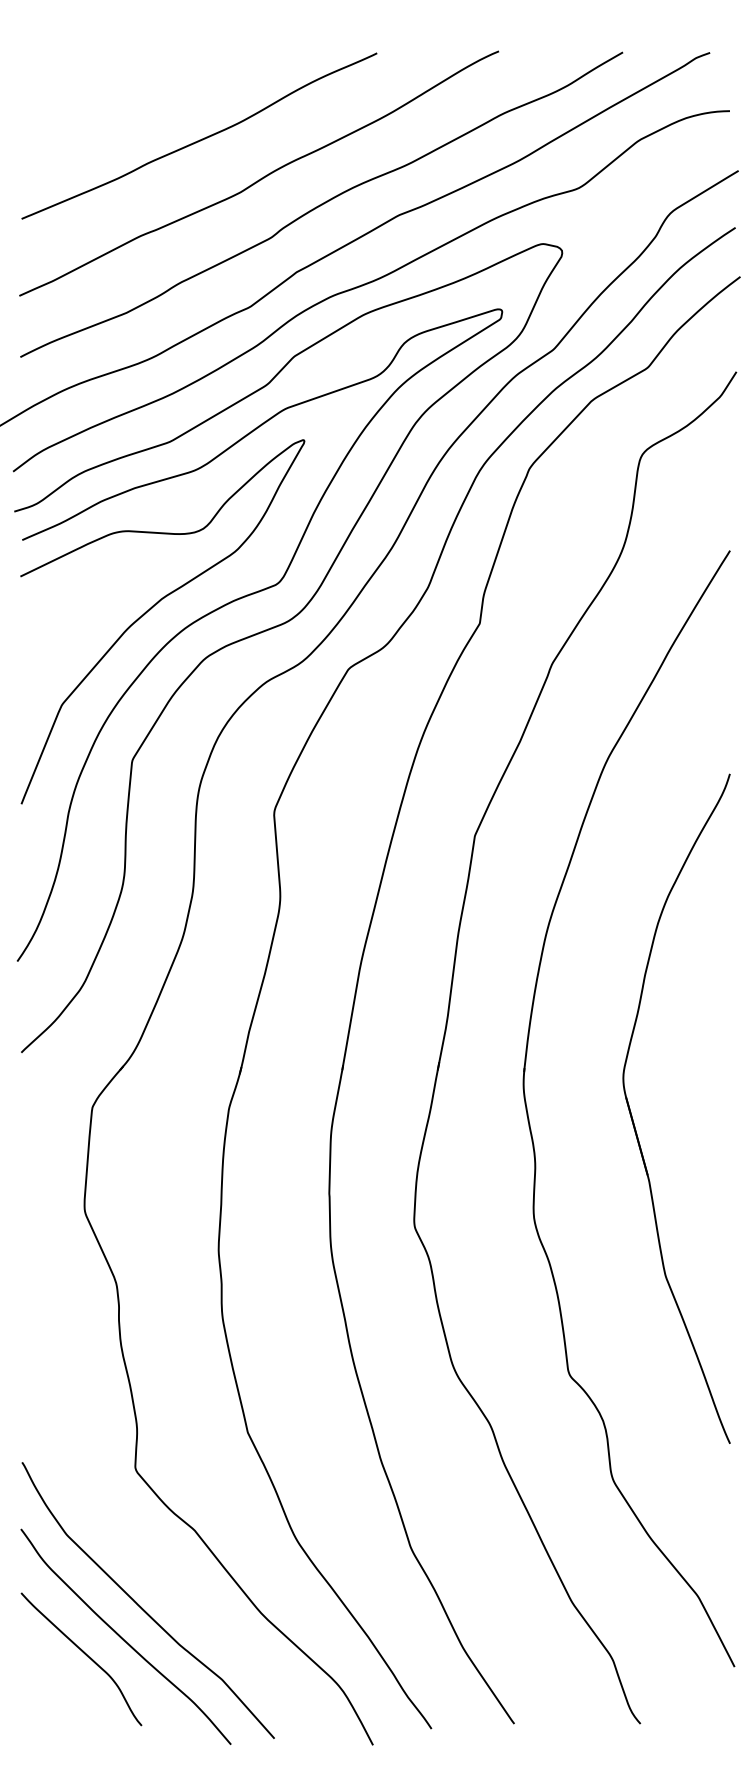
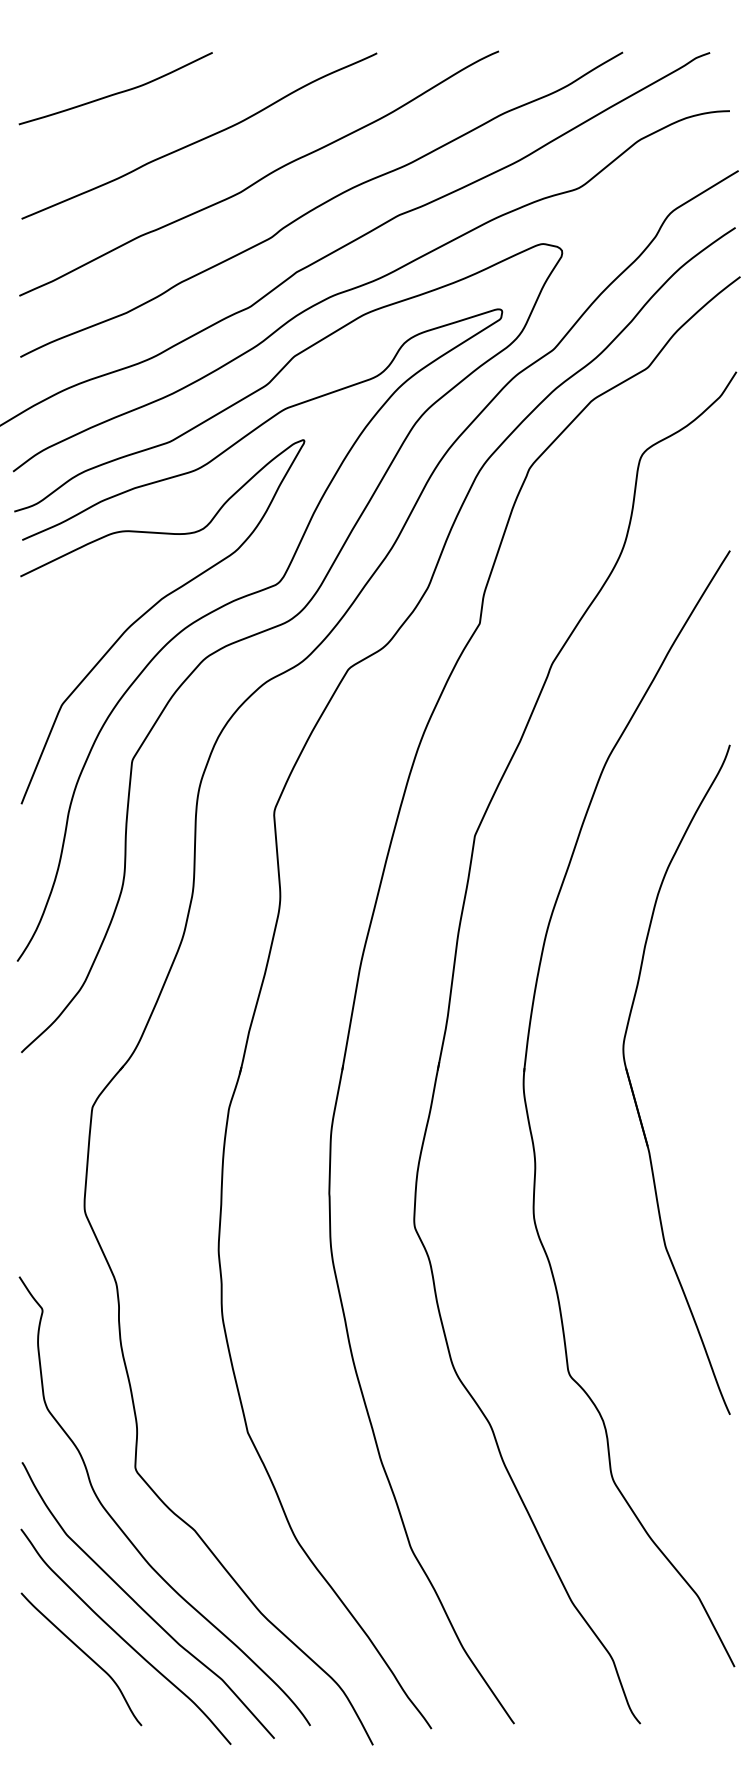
curve: none -> present (116, 92)
part position: (634, 1122) -> (634, 1093) (634, 1093)
curve: none -> present (126, 1534)
